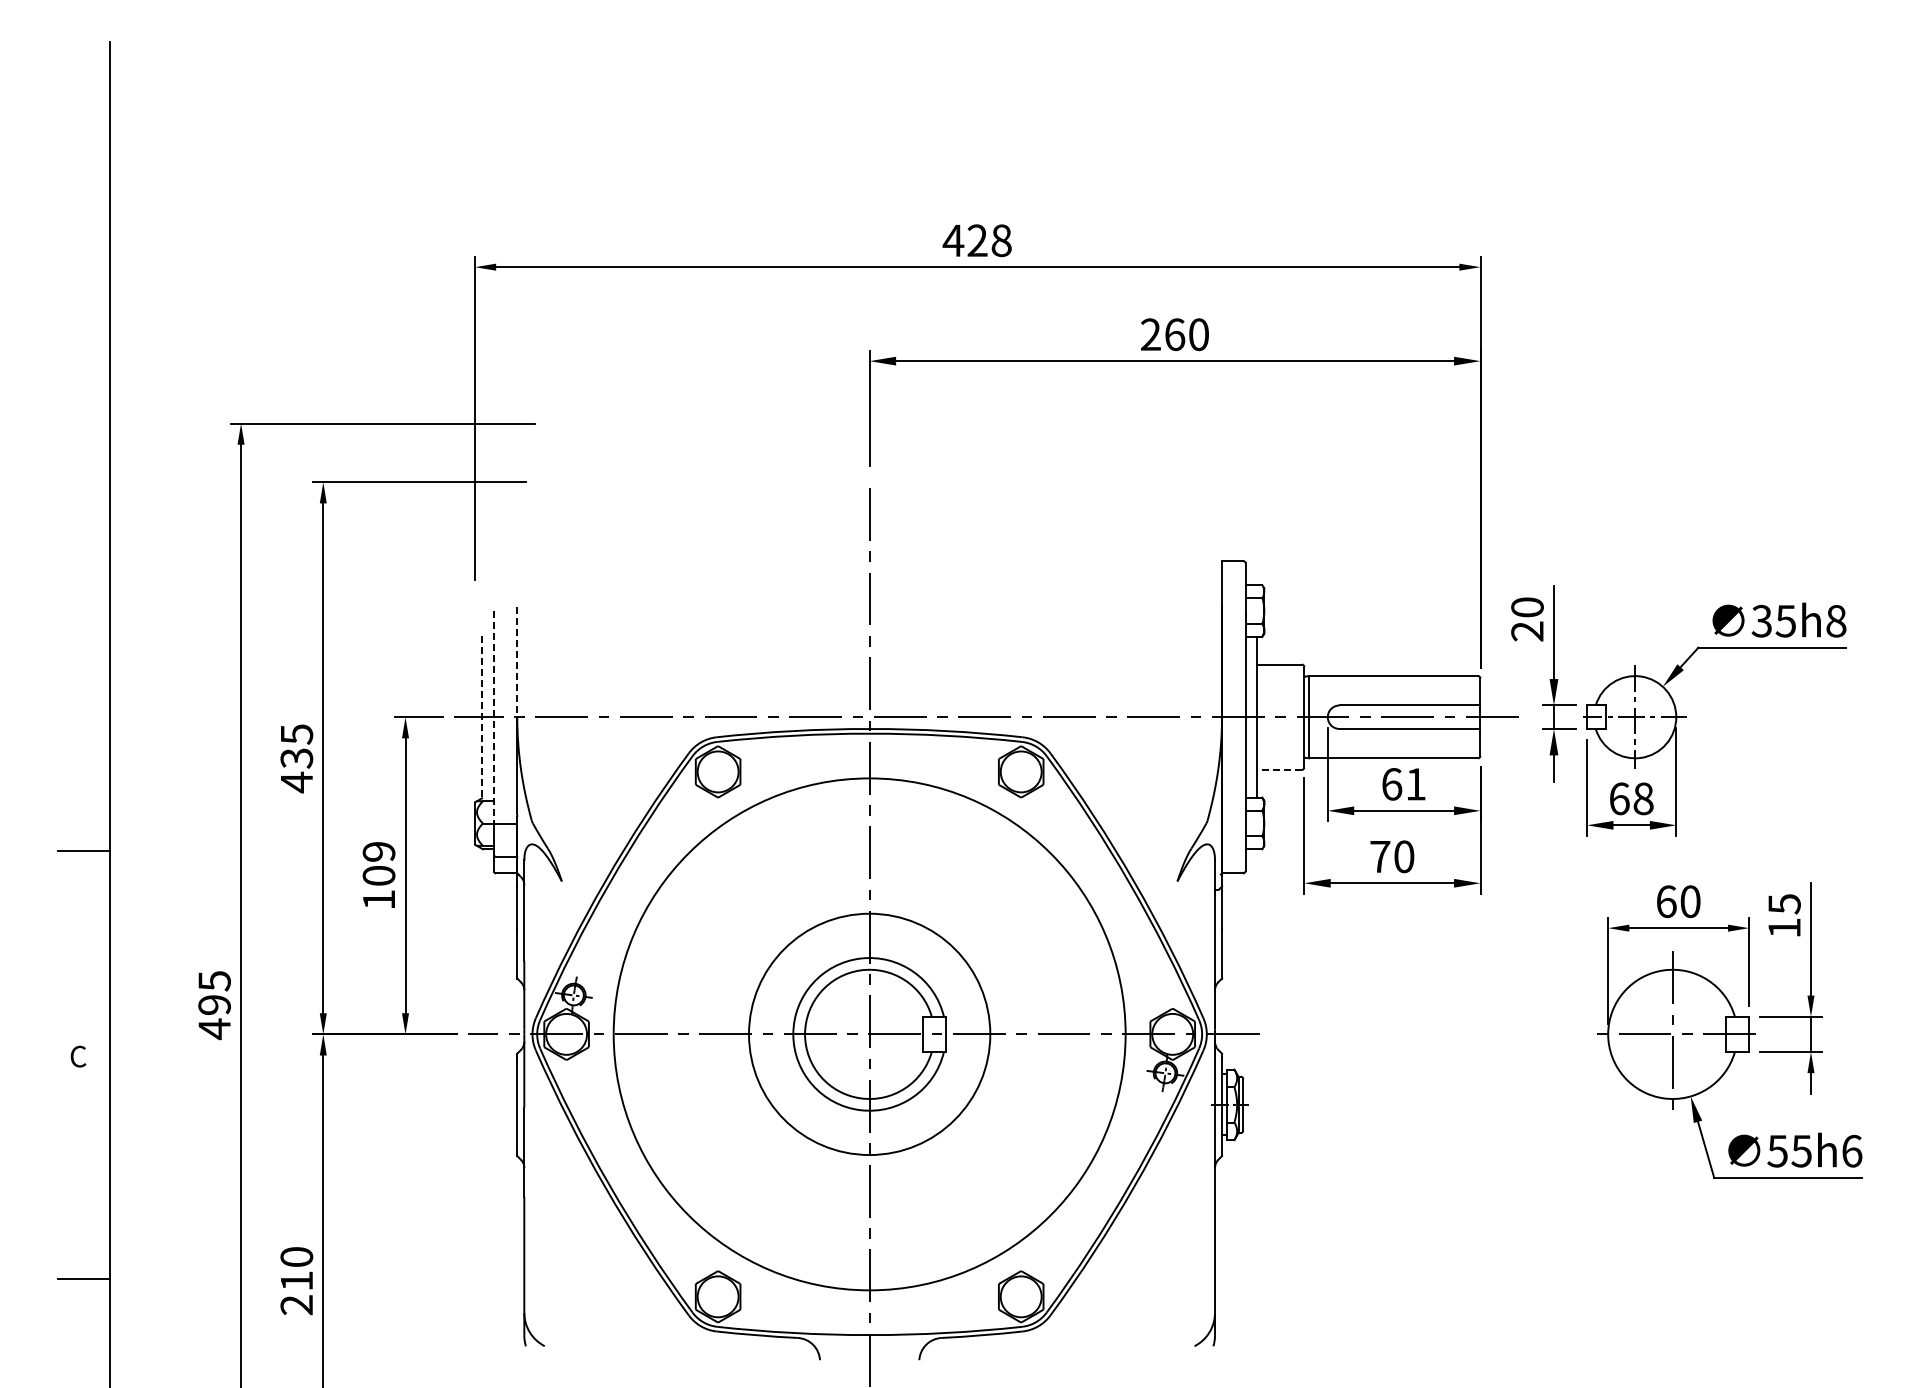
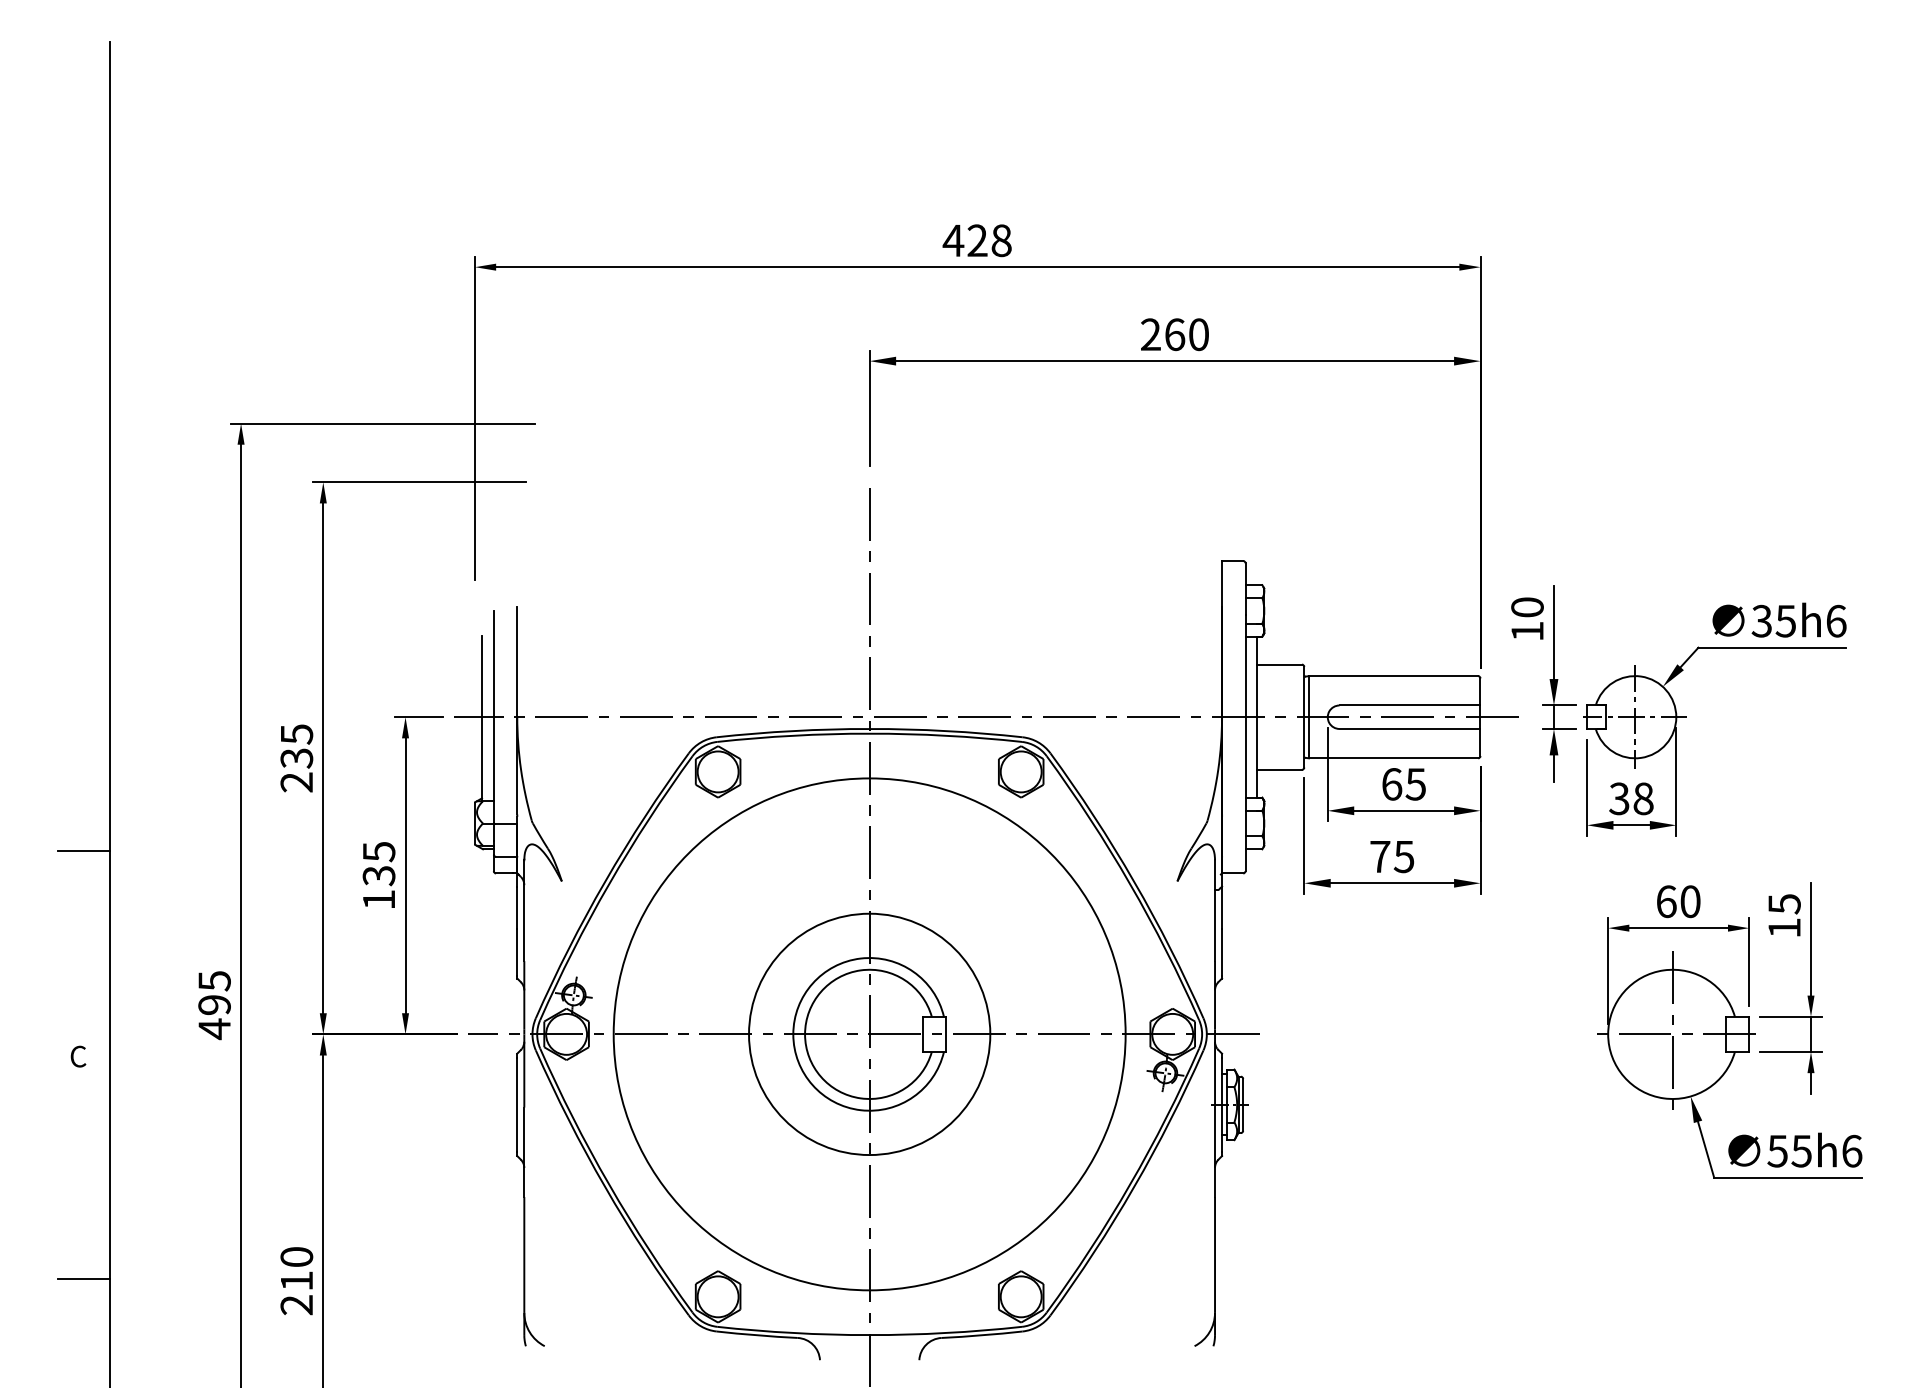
text: 35h8 -> 35h6 (1836, 620)
text: 20 -> 10 (1527, 631)
line: dashed -> solid (517, 662)
line: dashed -> solid (493, 717)
line: dashed -> solid (482, 718)
line: dashed -> solid (1279, 769)
text: 435 -> 235 (296, 782)
text: 61 -> 65 (1415, 784)
text: 68 -> 38 (1619, 798)
text: 70 -> 75 (1403, 856)
text: 109 -> 135 (378, 864)
